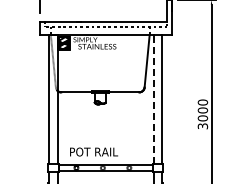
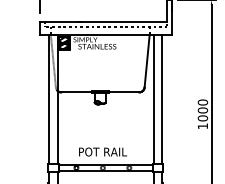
line: dashed -> solid (153, 99)
text: 3000 -> 1000 (202, 126)
text position: (93, 151) -> (102, 151) (102, 151)
